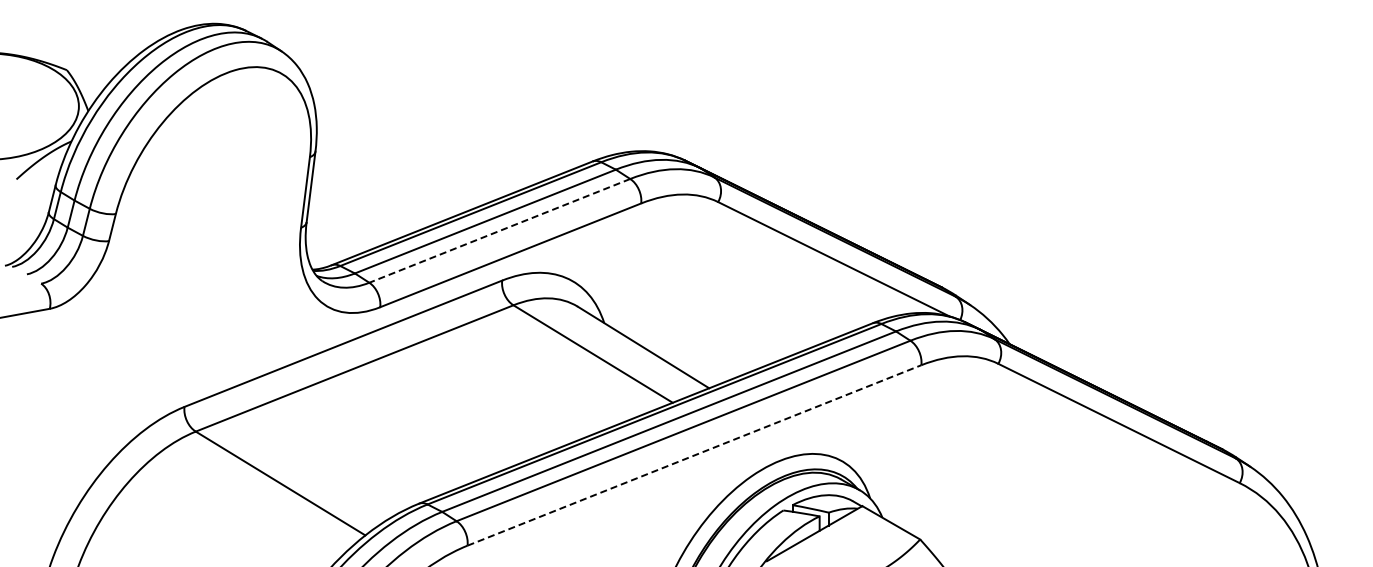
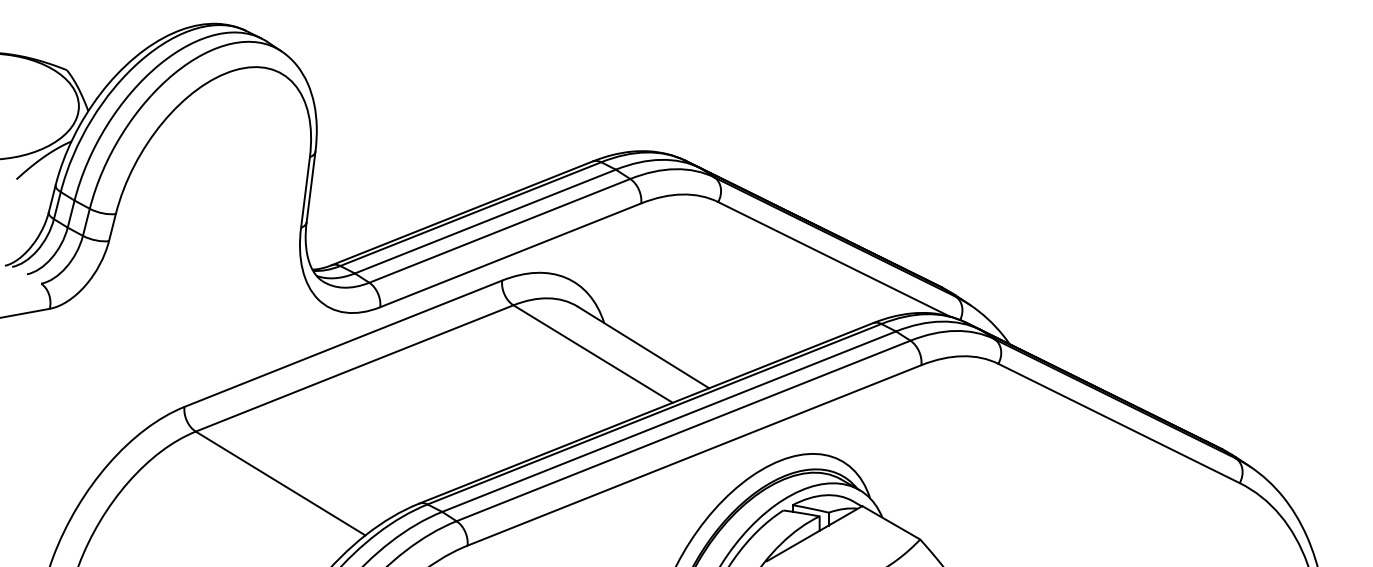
line: dashed -> solid (499, 231)
line: dashed -> solid (694, 455)
